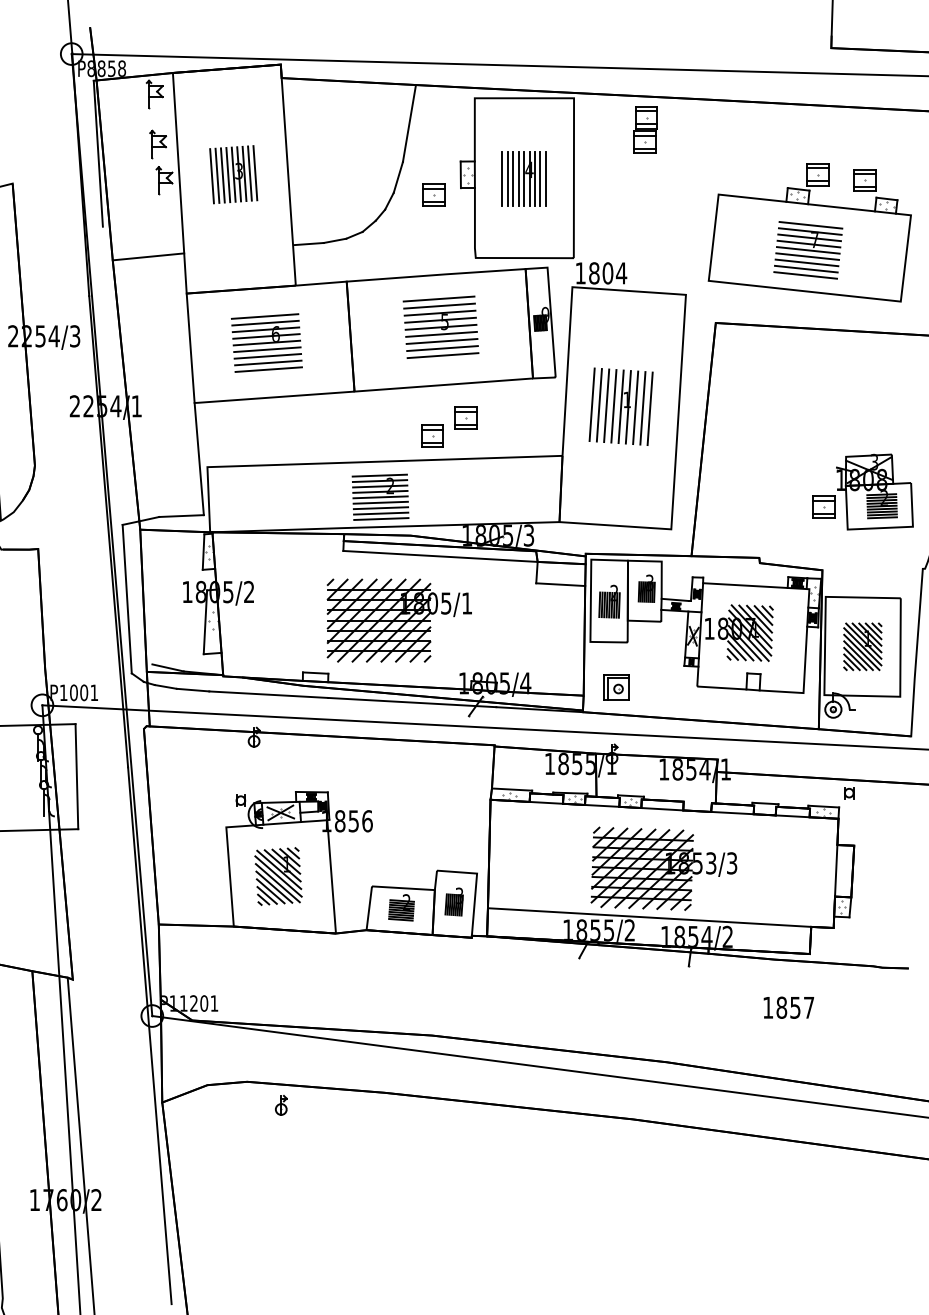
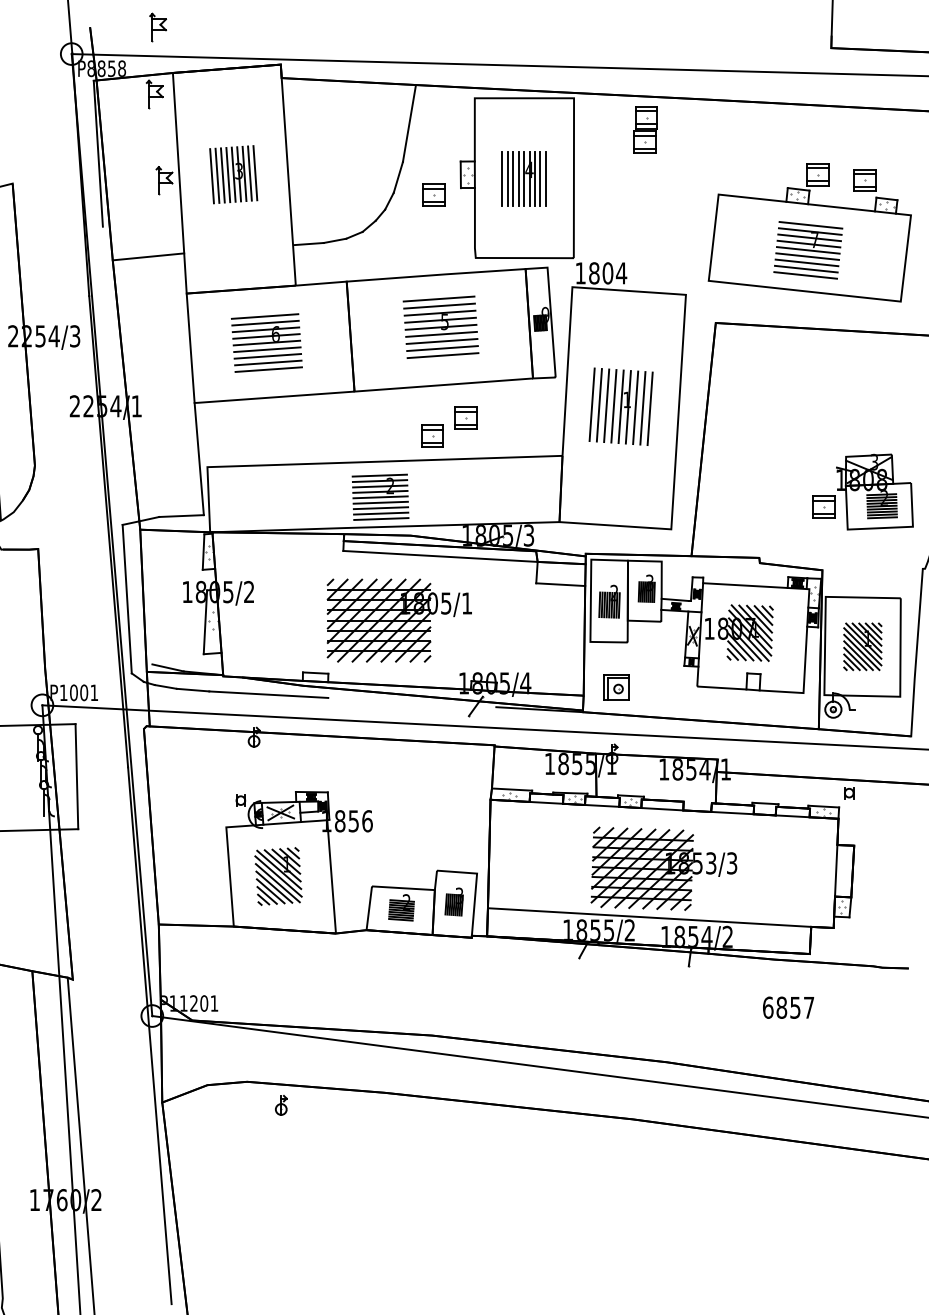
part position: (157, 144) -> (157, 27) (157, 27)
line: present -> none (412, 702)
text: 1857 -> 6857 (768, 1007)
